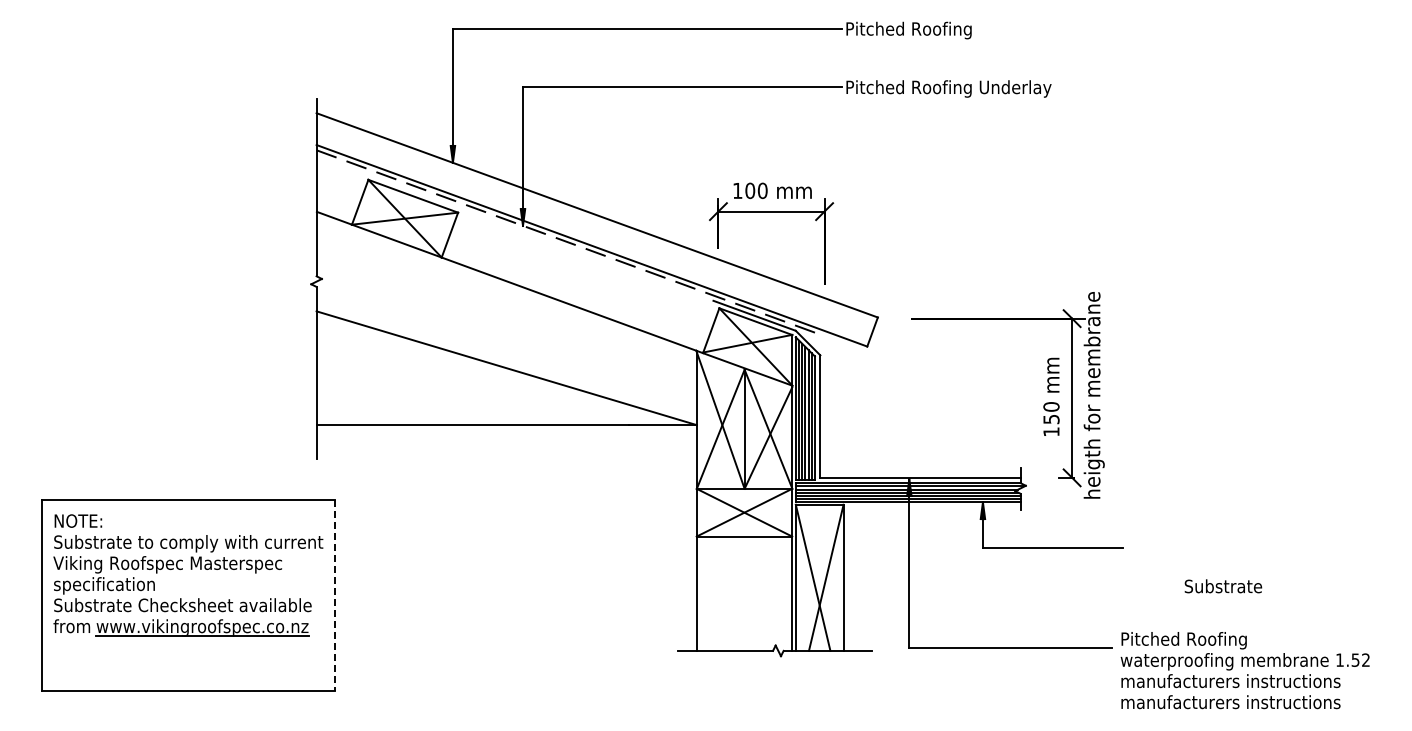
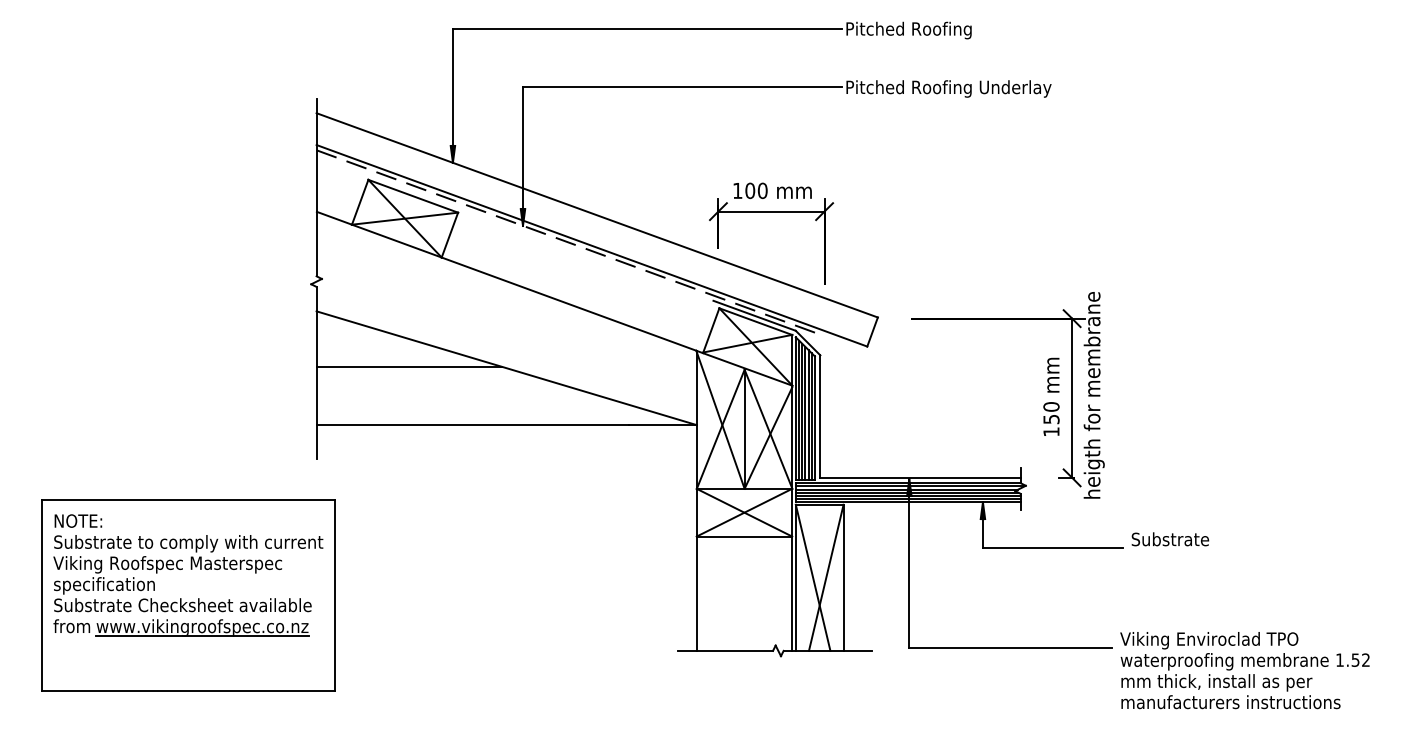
line: none -> present (408, 366)
text position: (1223, 586) -> (1170, 539) (1170, 539)
line: dashed -> solid (334, 595)
text: Pitched Roofing -> Viking Enviroclad TPO (1209, 640)
text: manufacturers instructions -> mm thick, install as per (1238, 682)
